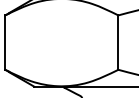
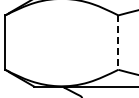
line: solid -> dashed (118, 43)
